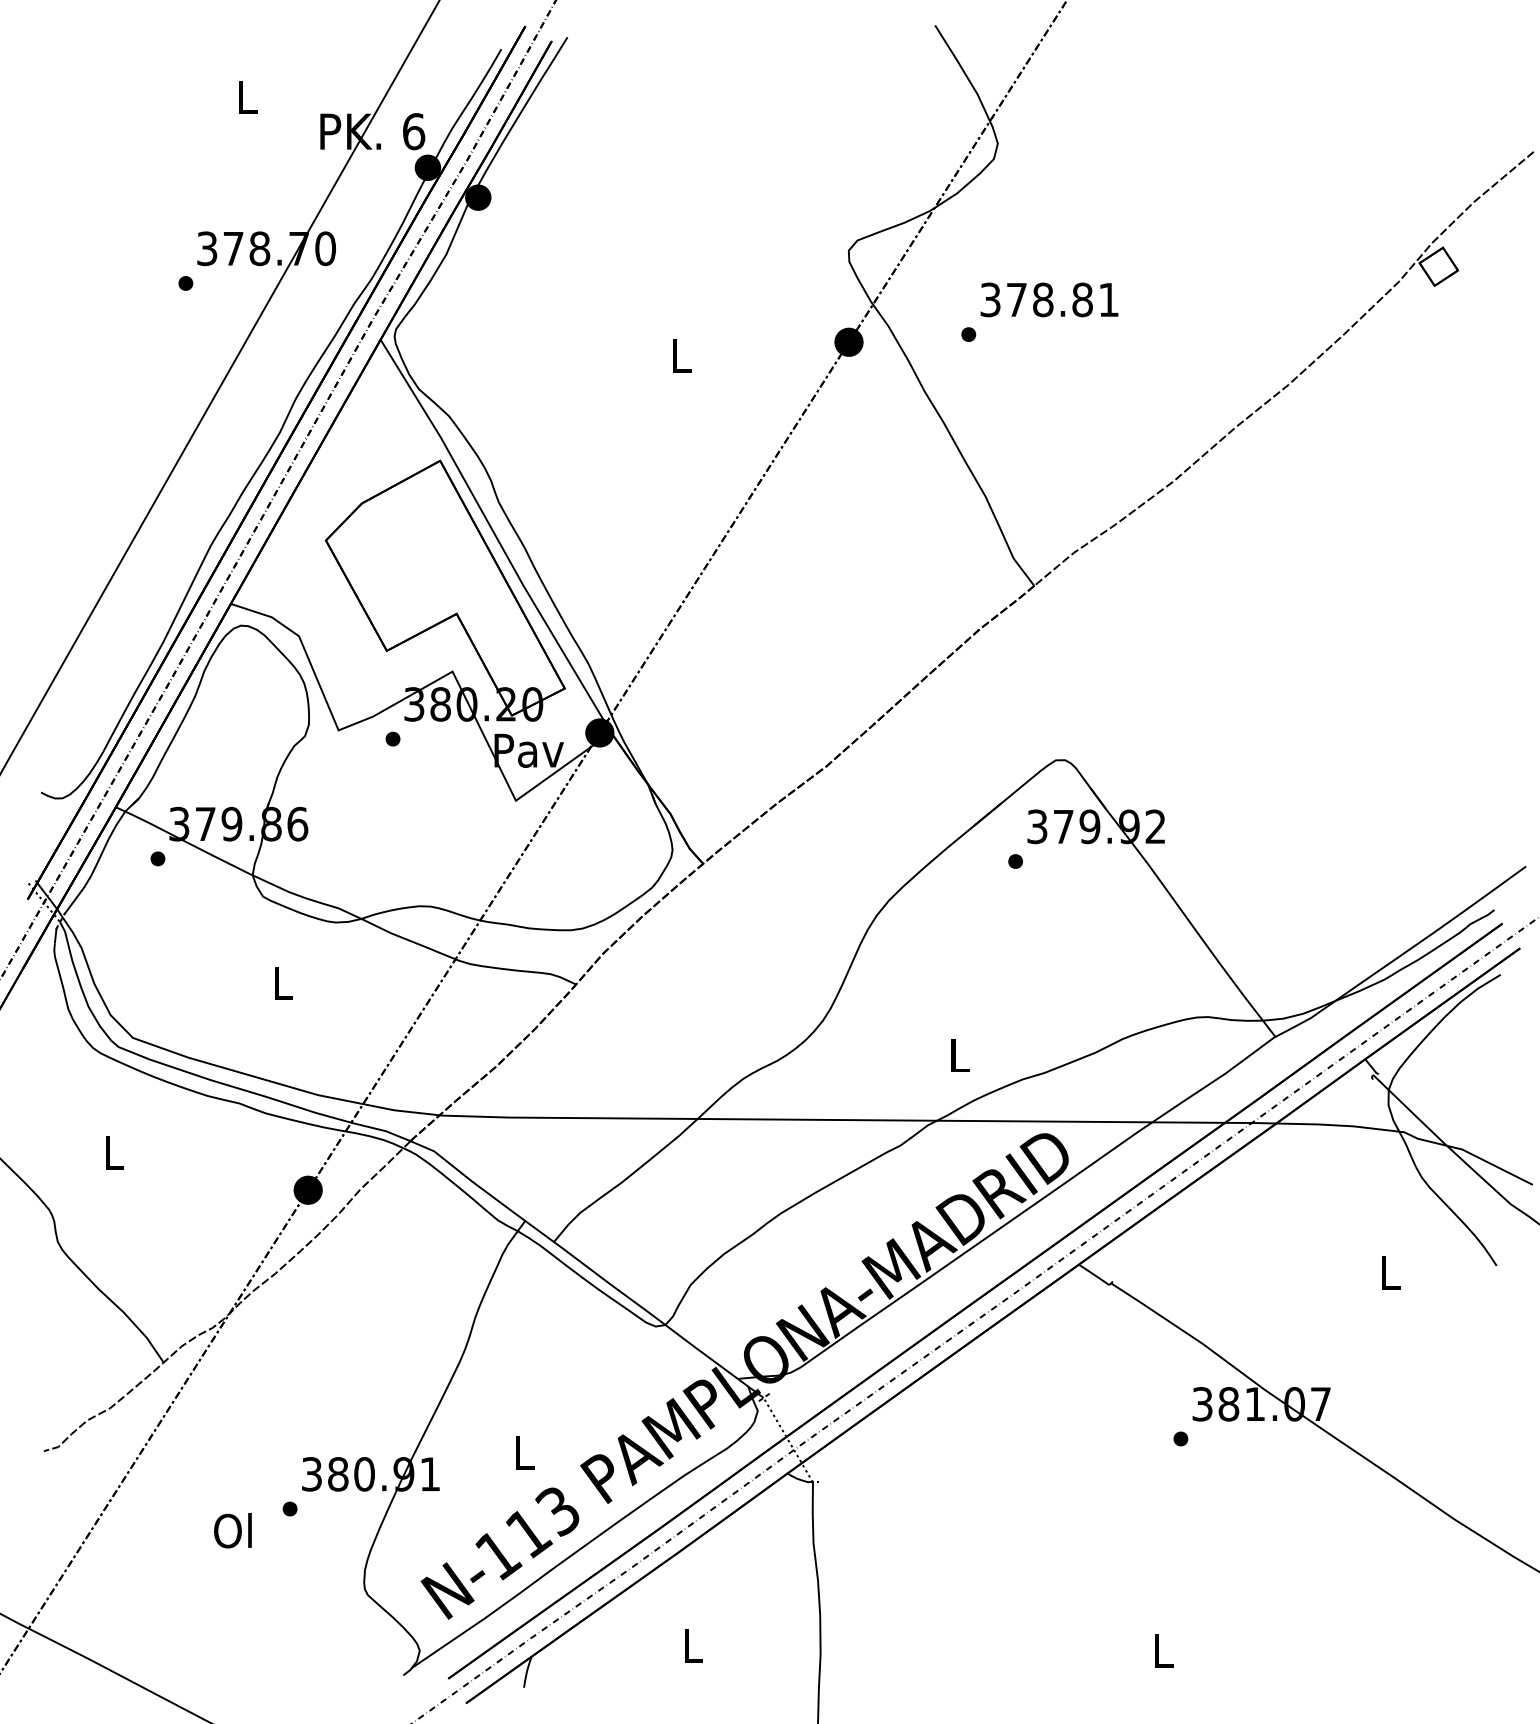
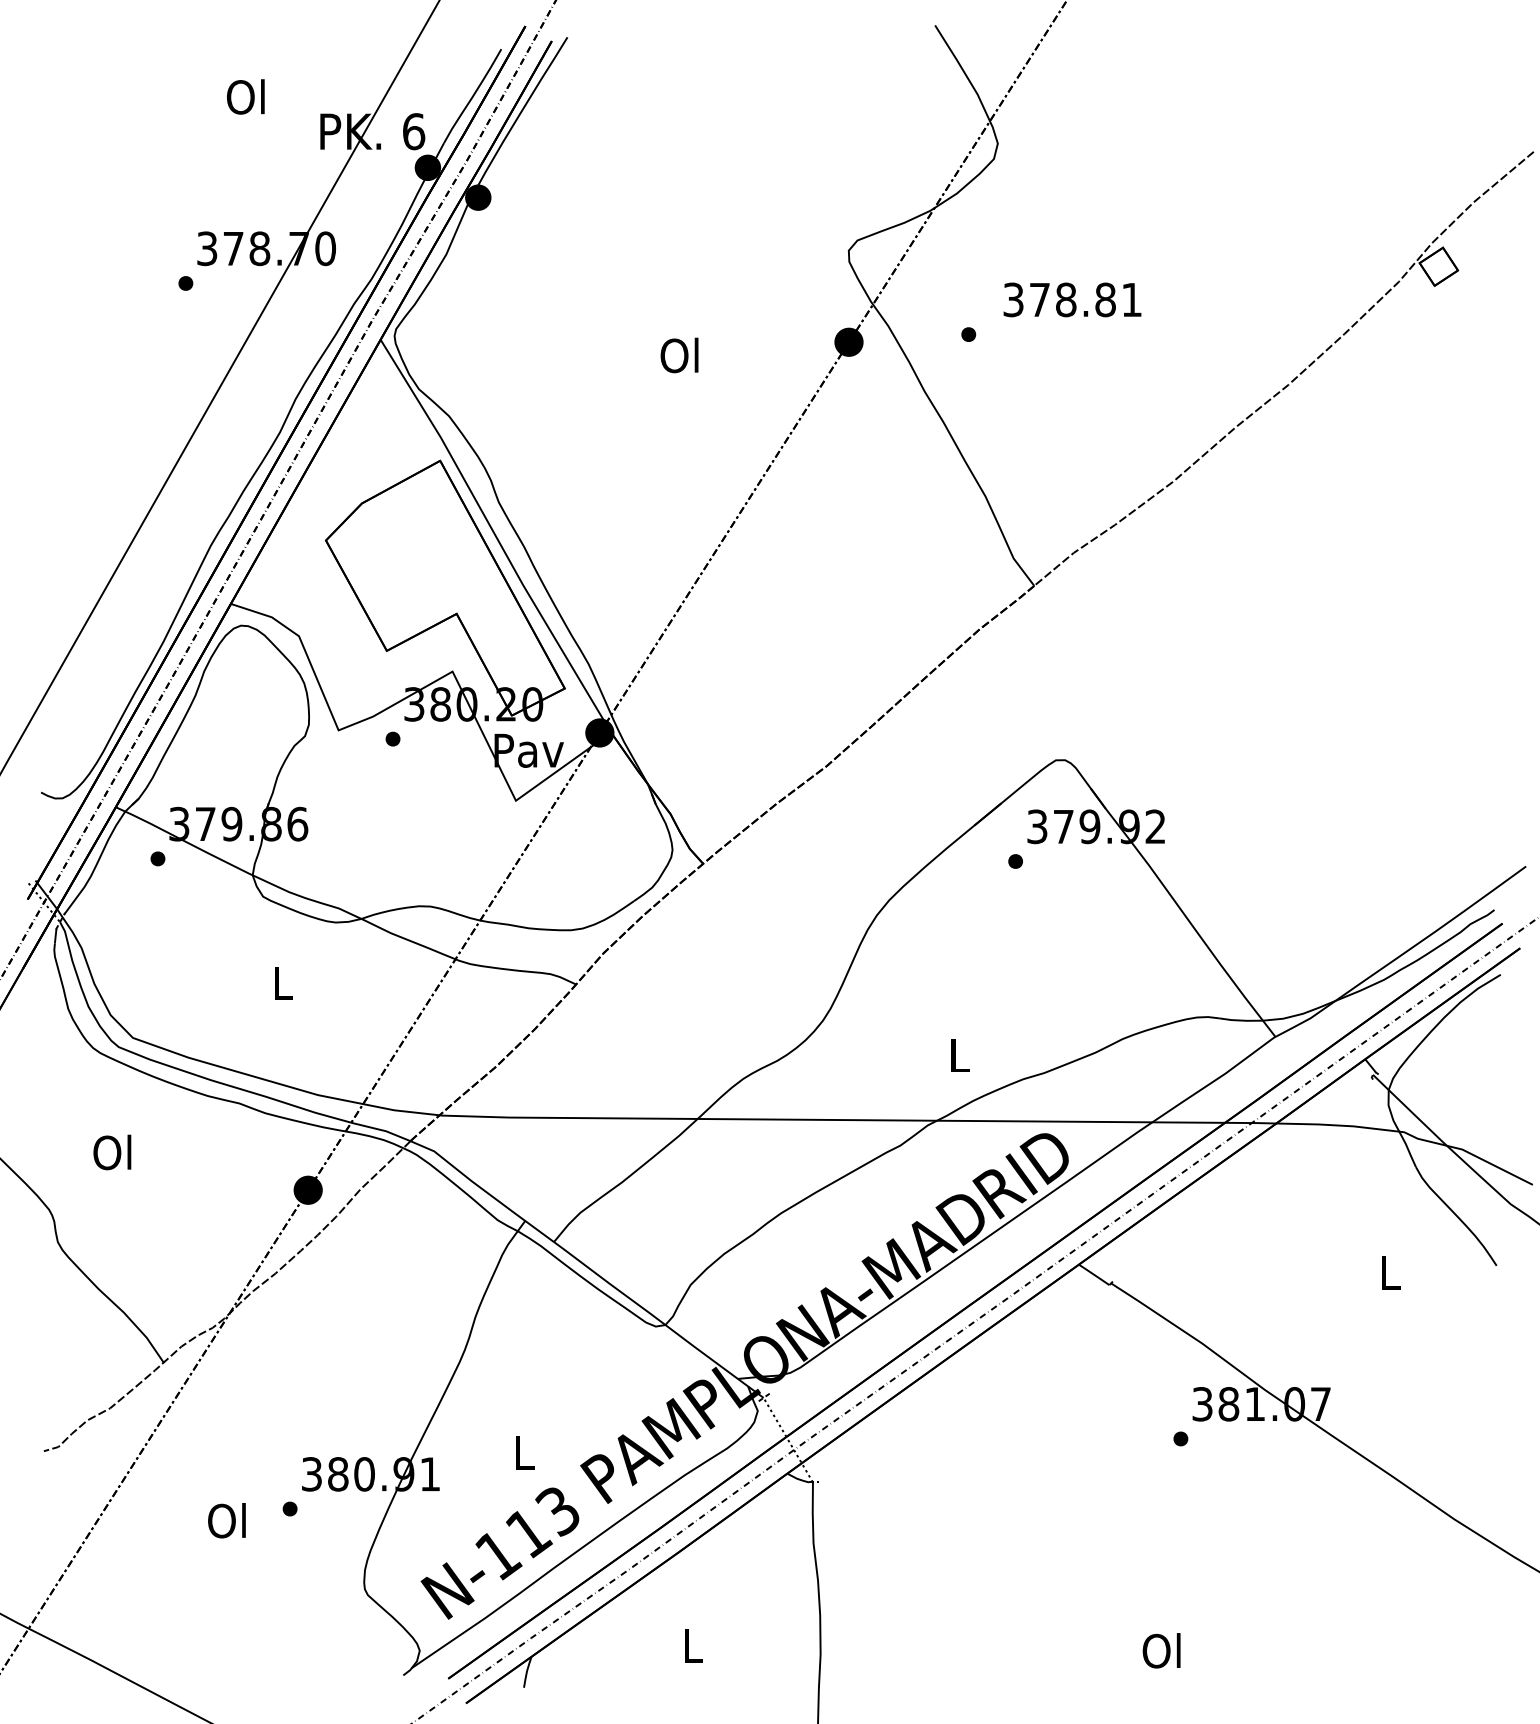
text: L -> Ol (245, 96)
text position: (1049, 299) -> (1072, 299) (1072, 299)
text: L -> Ol (679, 355)
text: L -> Ol (112, 1152)
text position: (232, 1530) -> (226, 1520) (226, 1520)
text: L -> Ol (1161, 1650)
